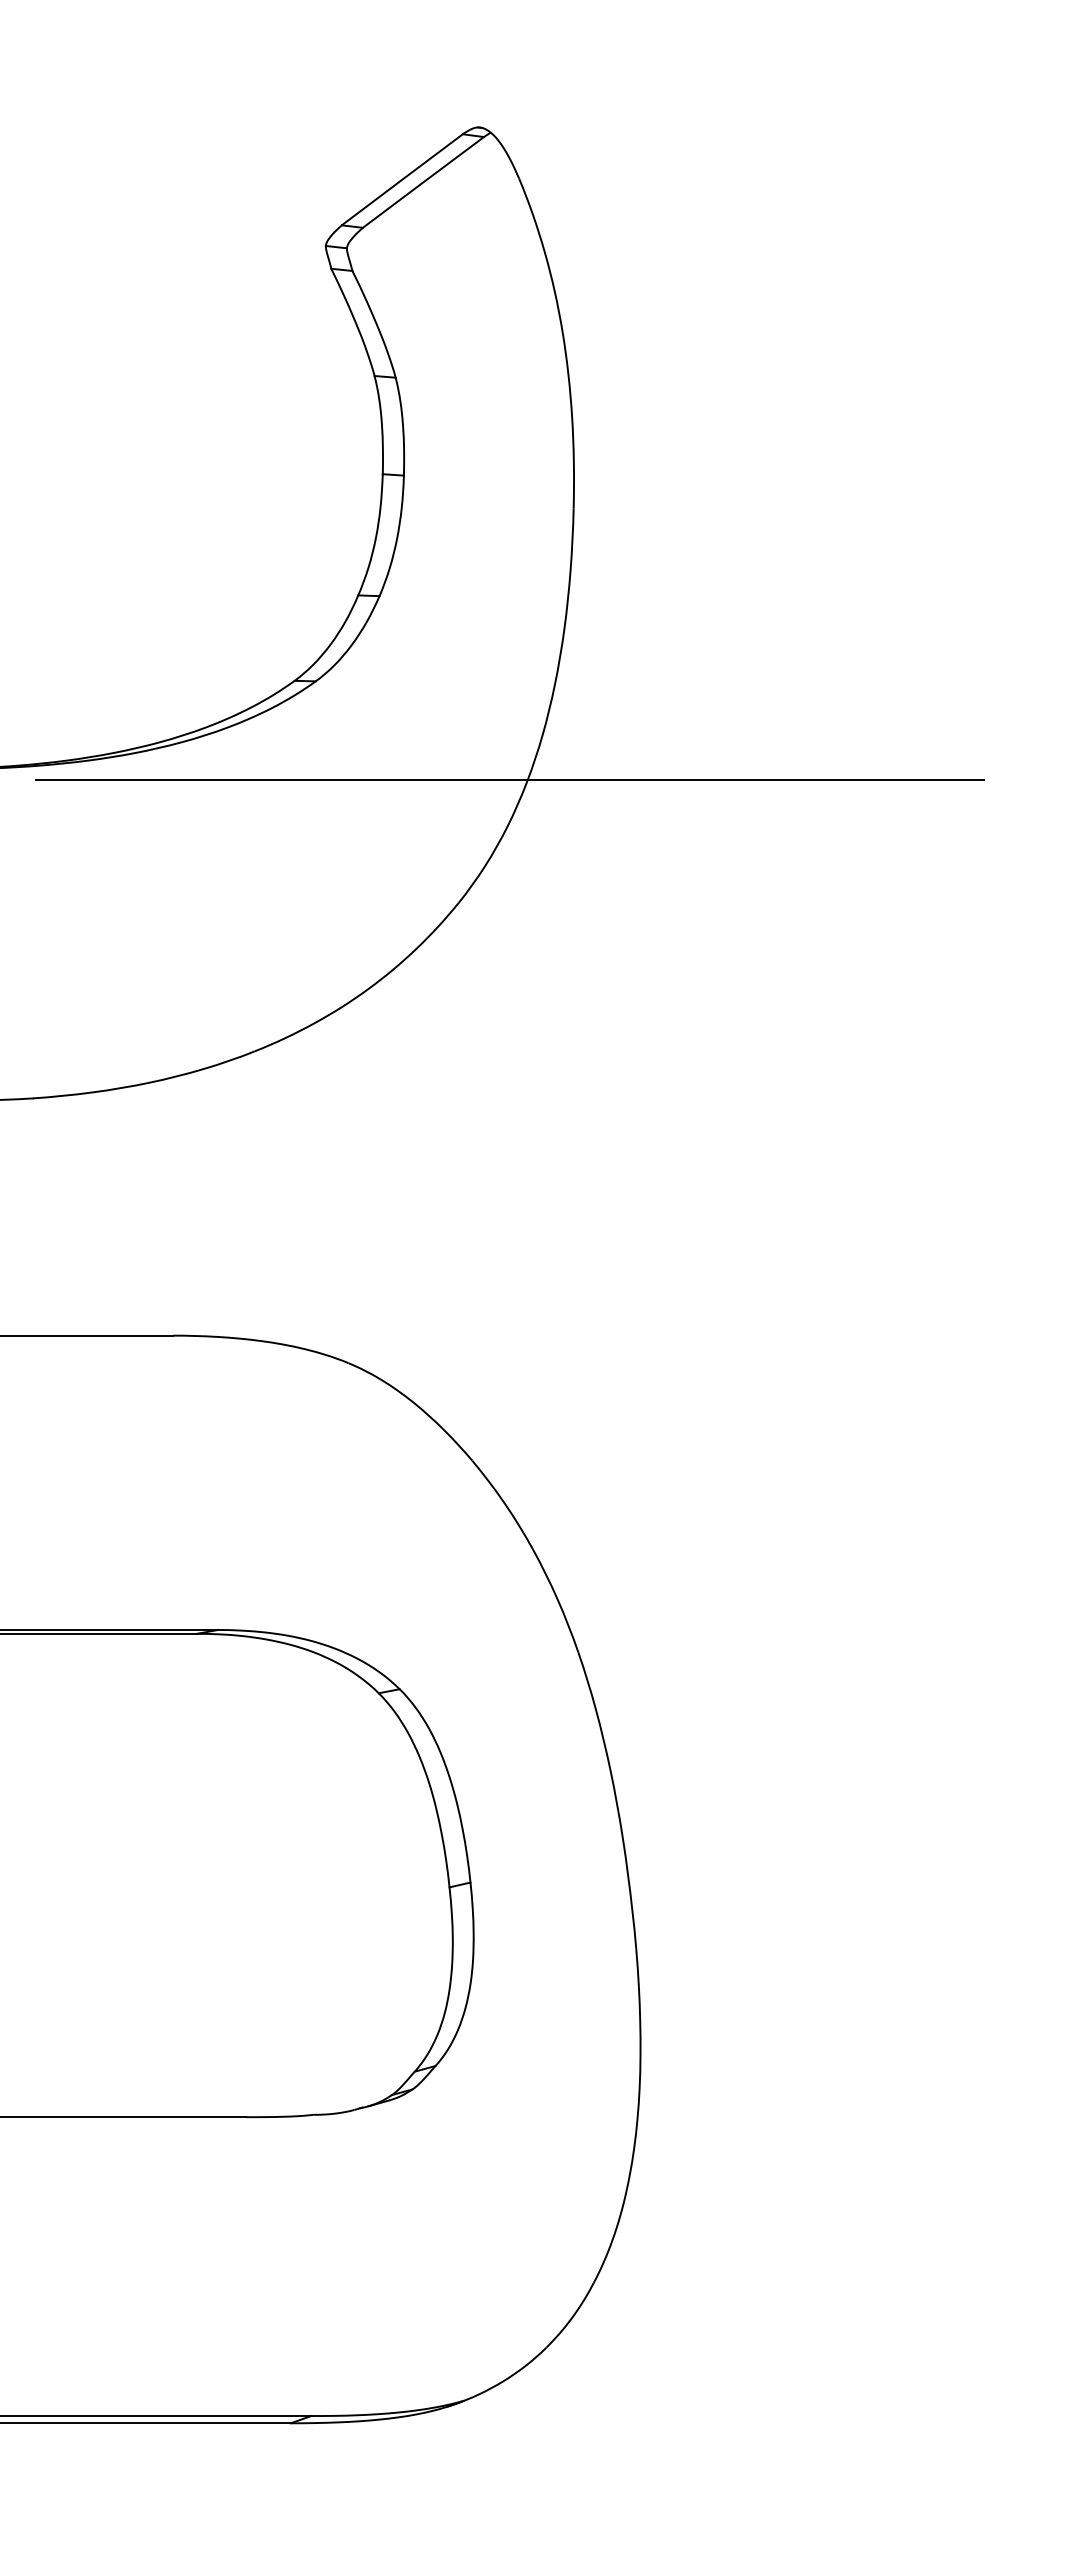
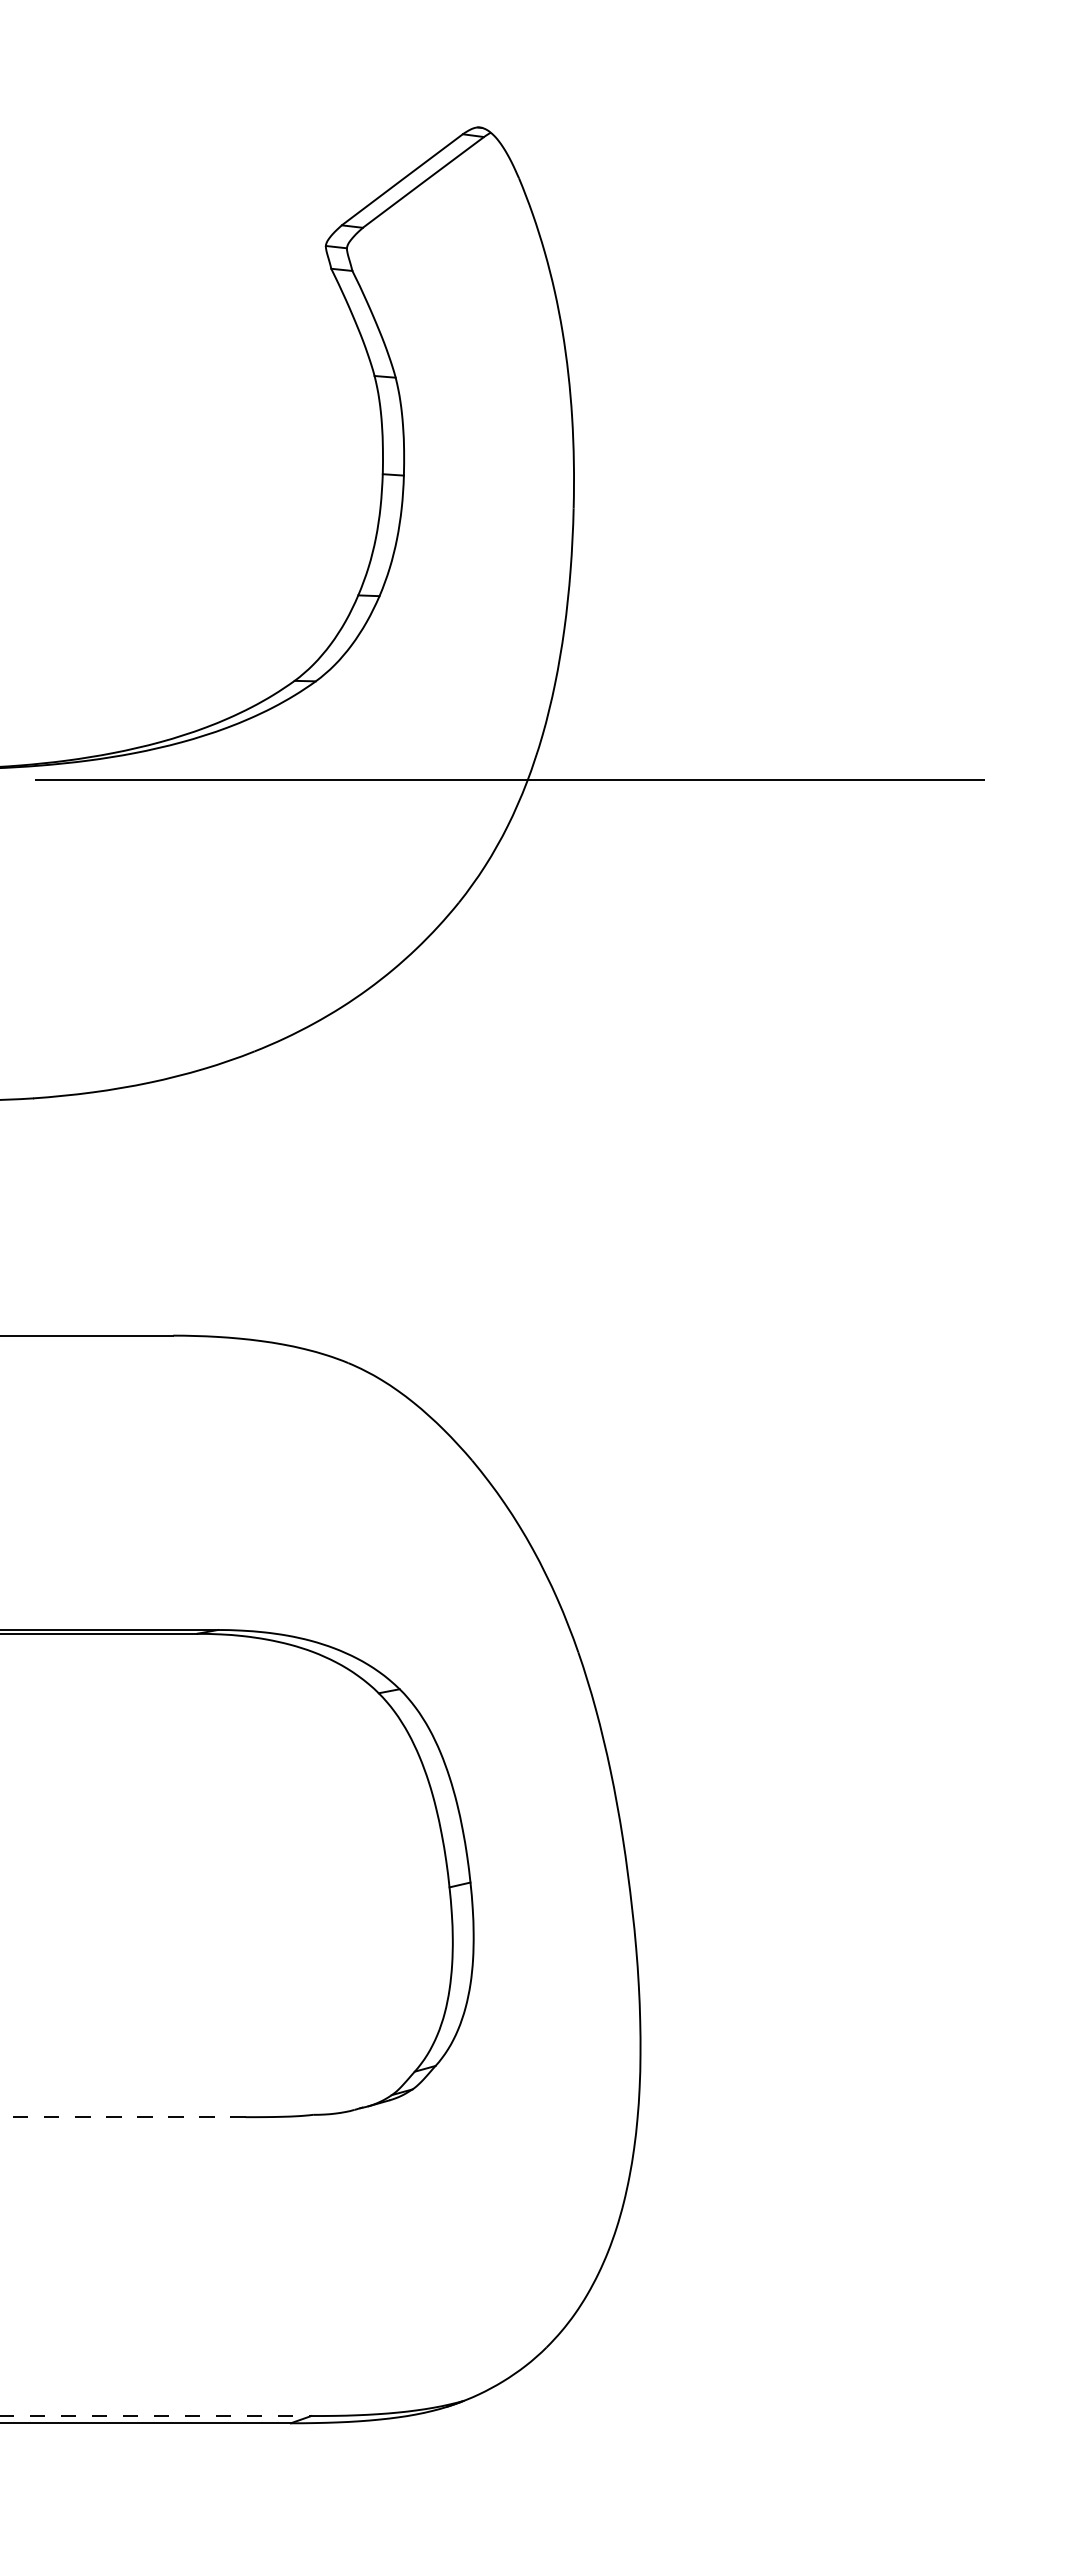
line: solid -> dashed (122, 2117)
line: solid -> dashed (156, 2416)
